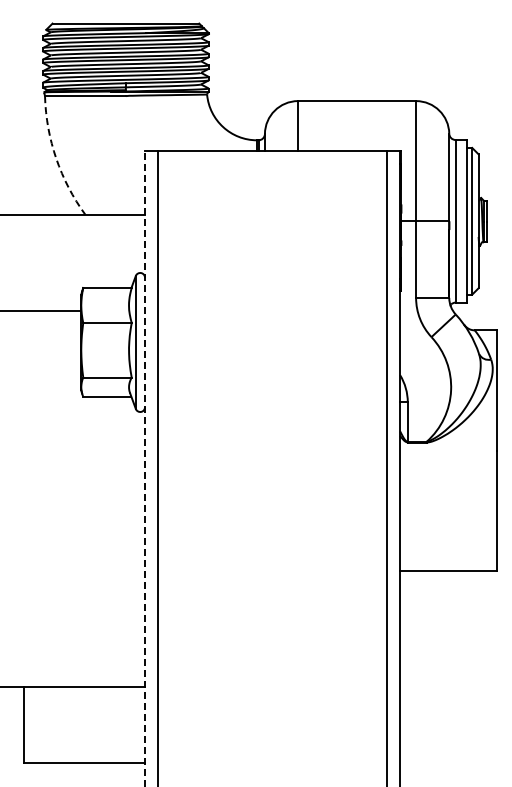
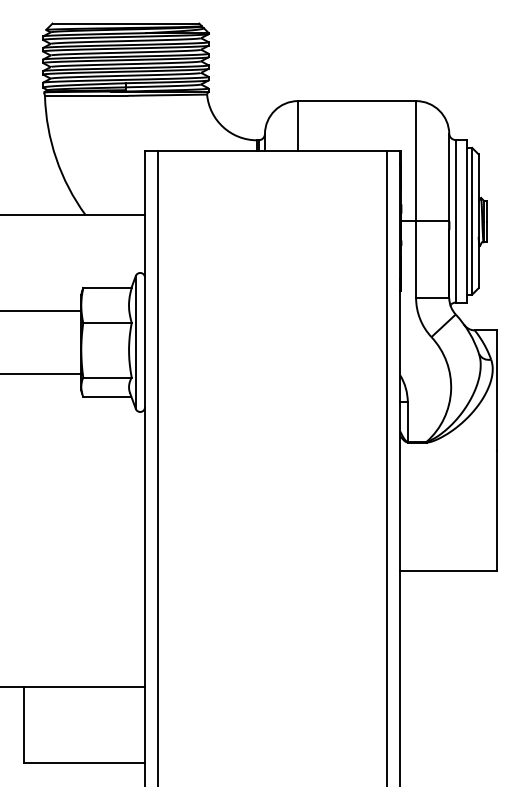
arc: dashed -> solid (56, 158)
line: none -> present (41, 374)
line: dashed -> solid (145, 468)
